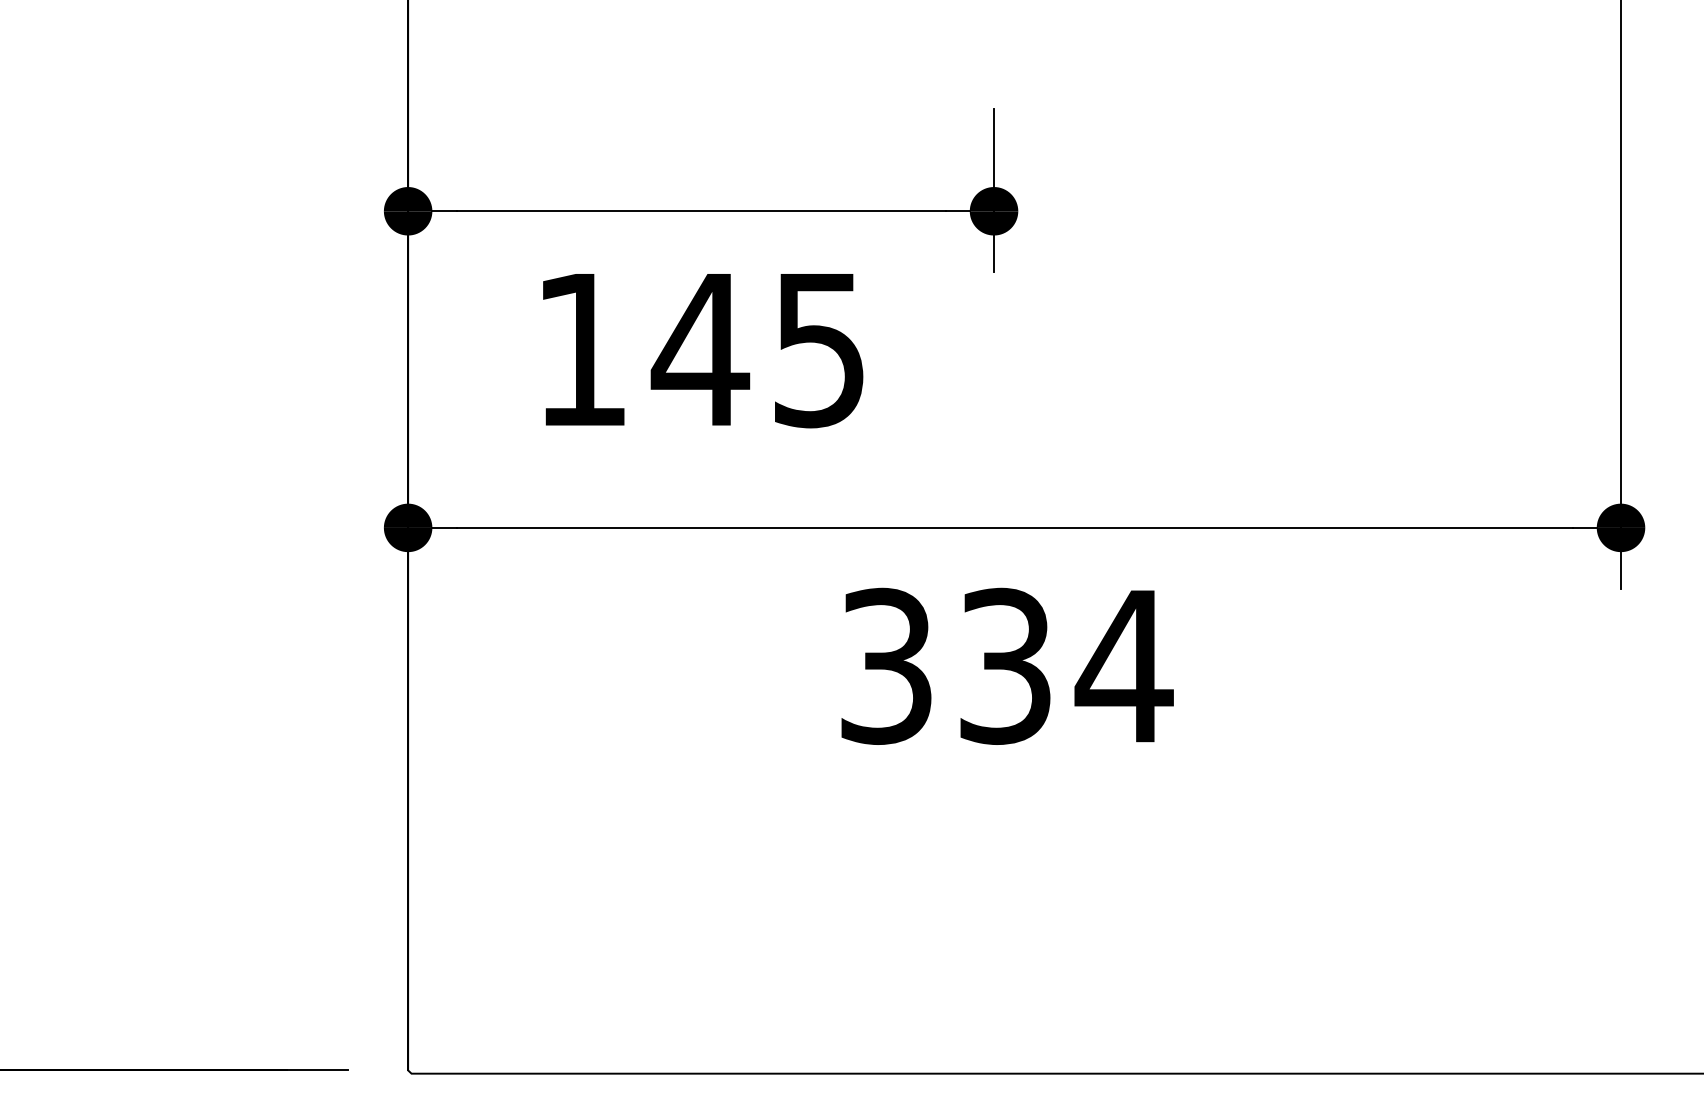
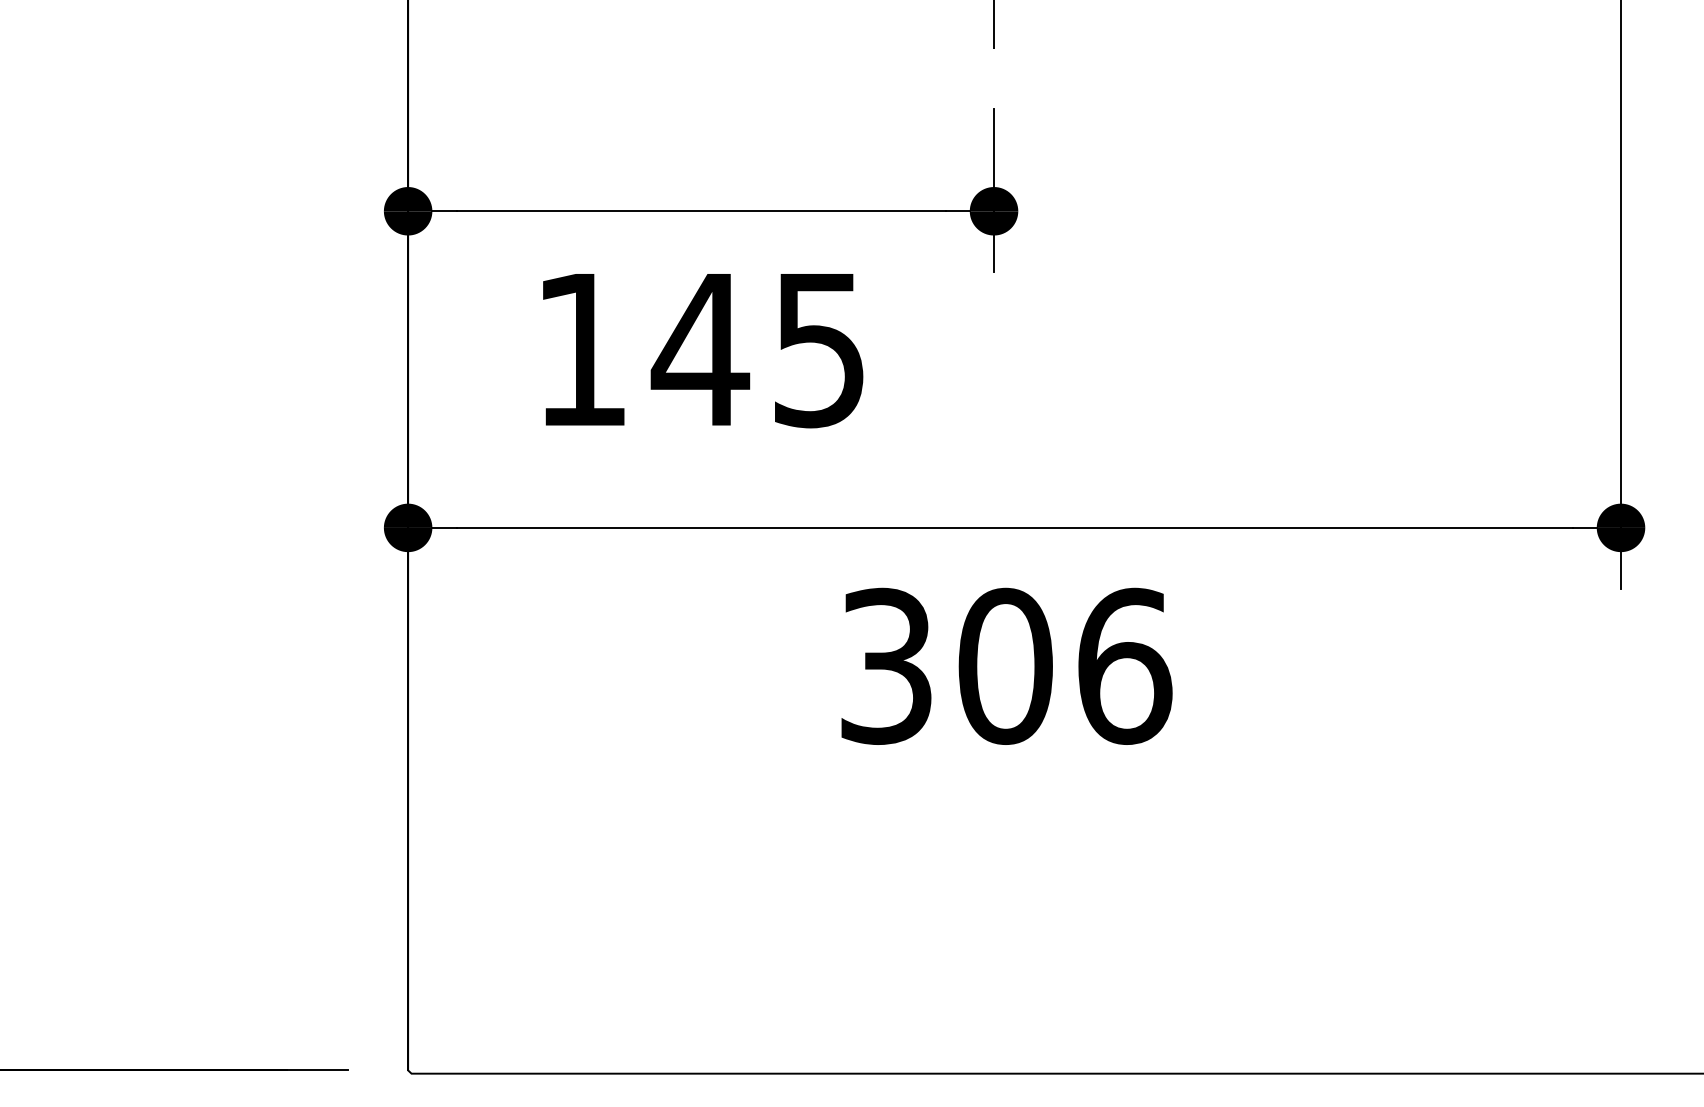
line: none -> present (994, 25)
text: 334 -> 306 (1065, 665)
